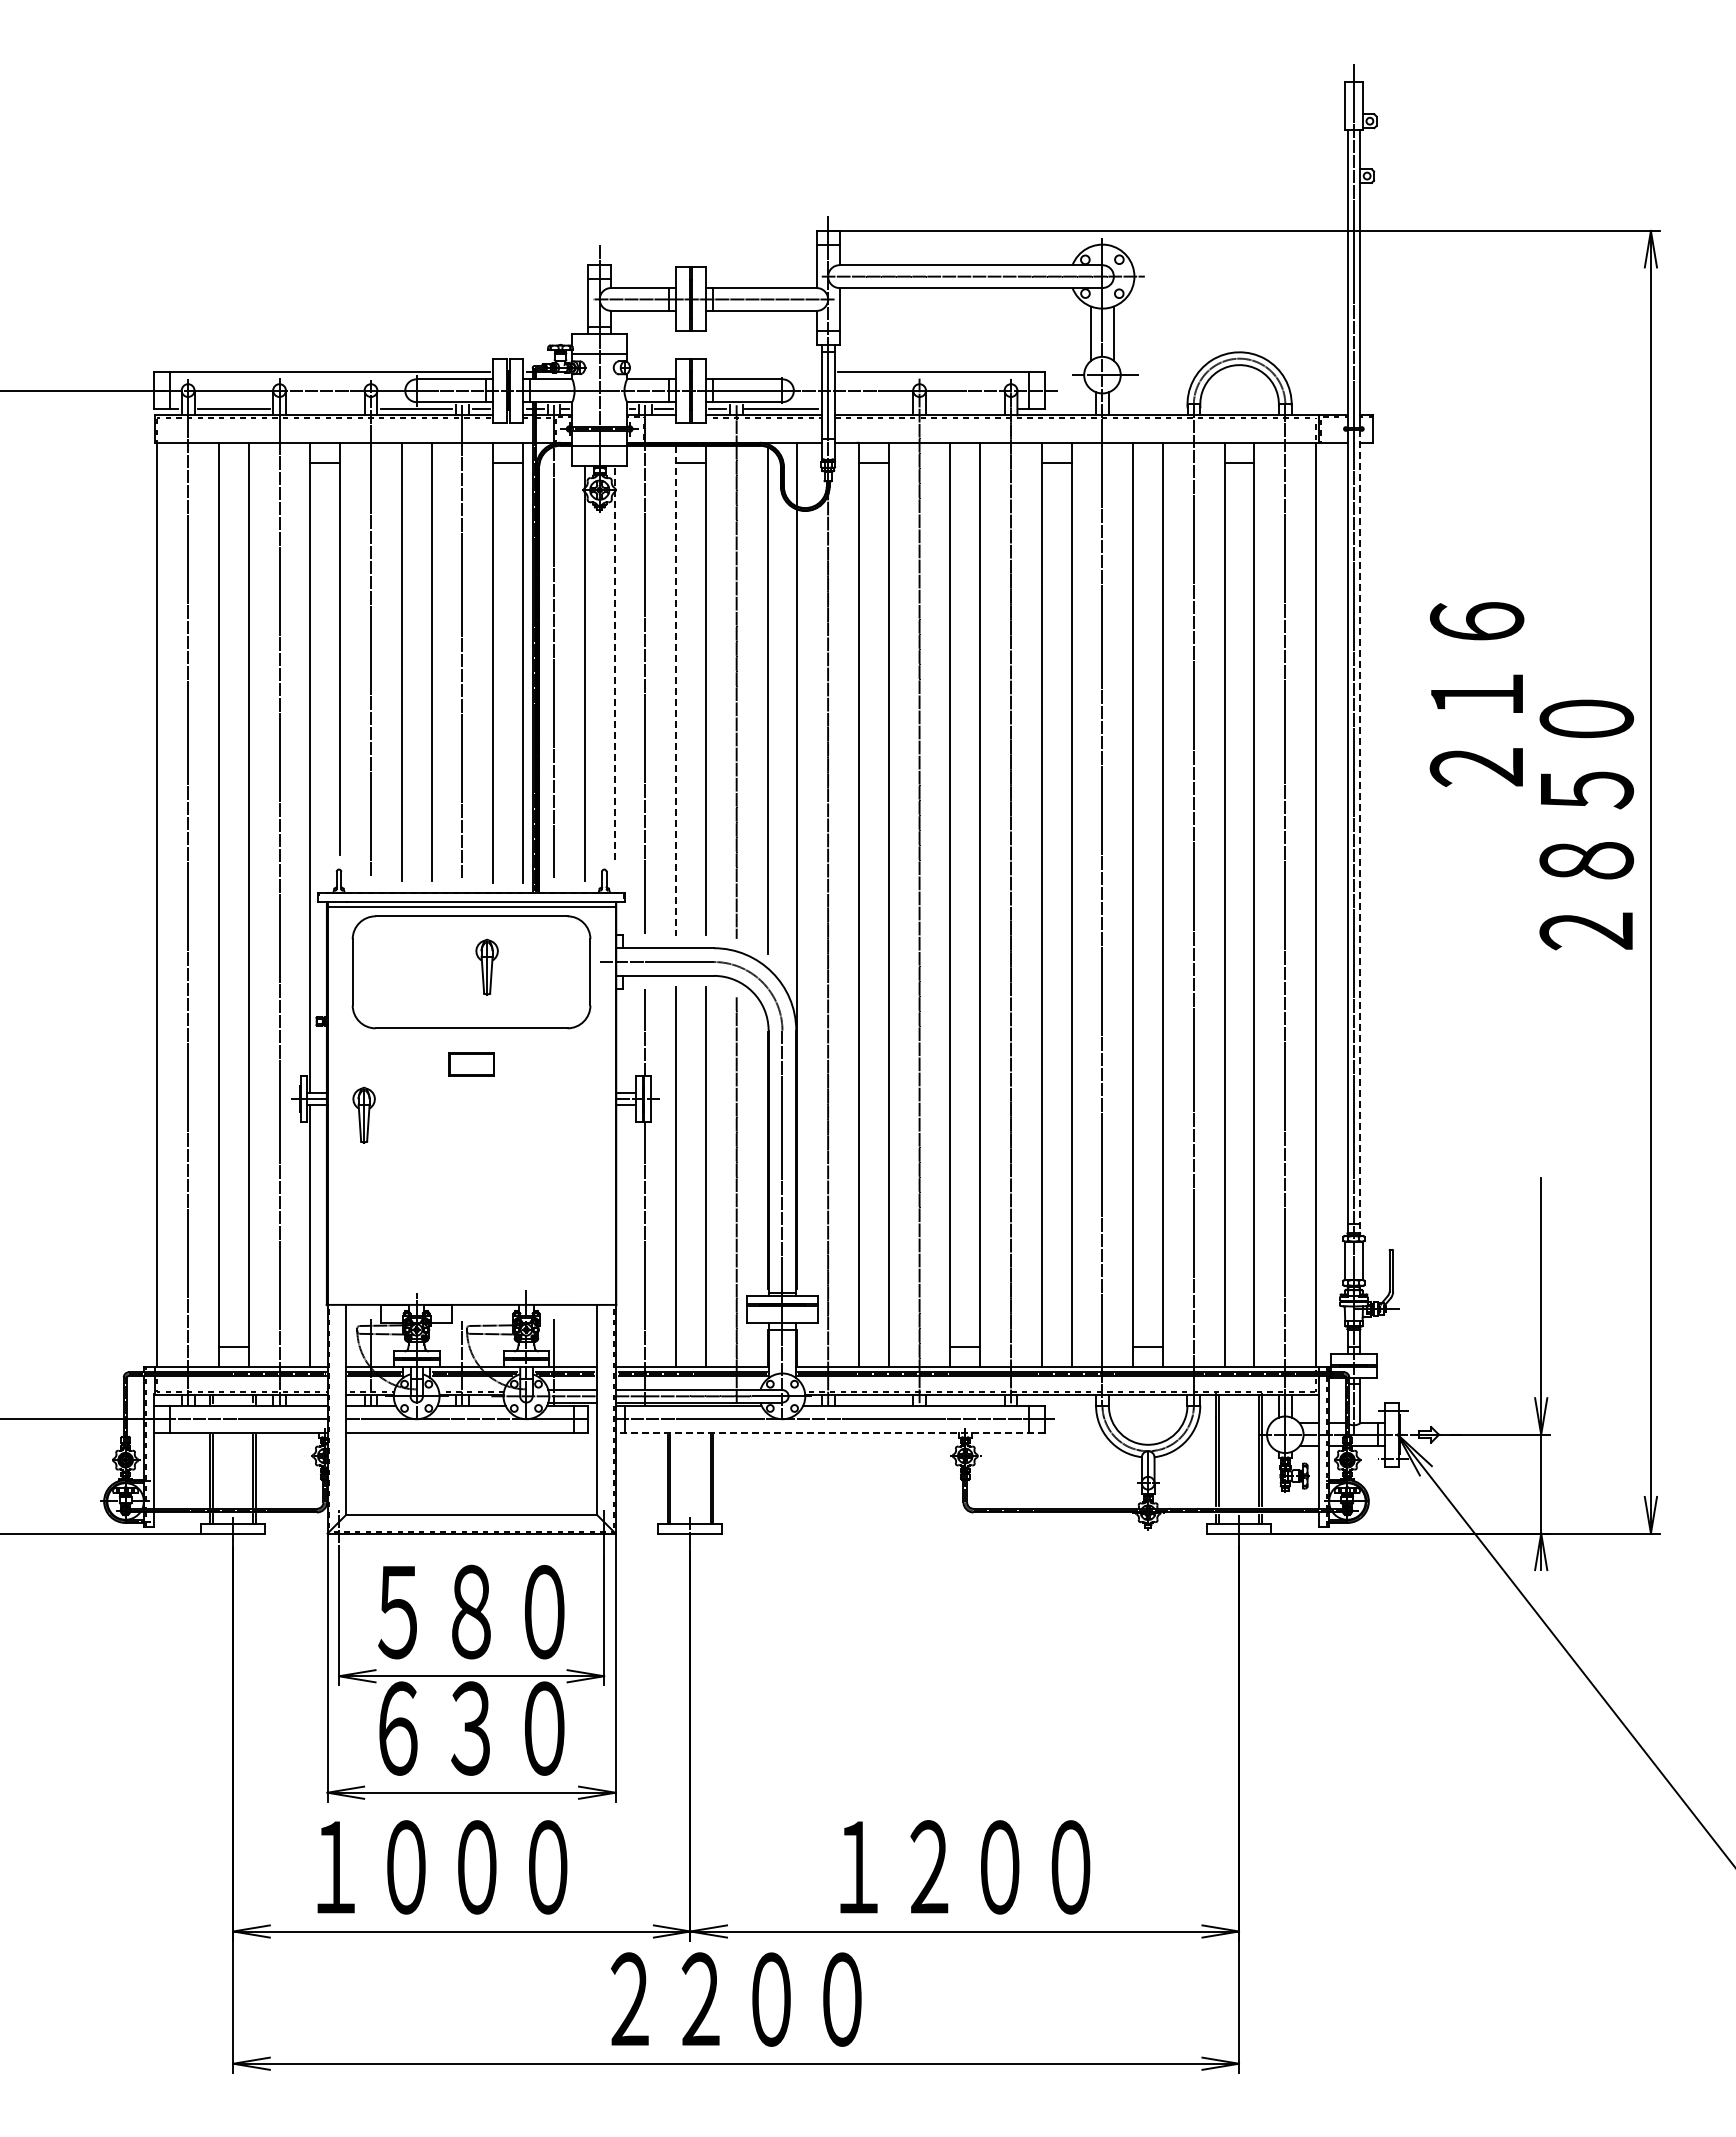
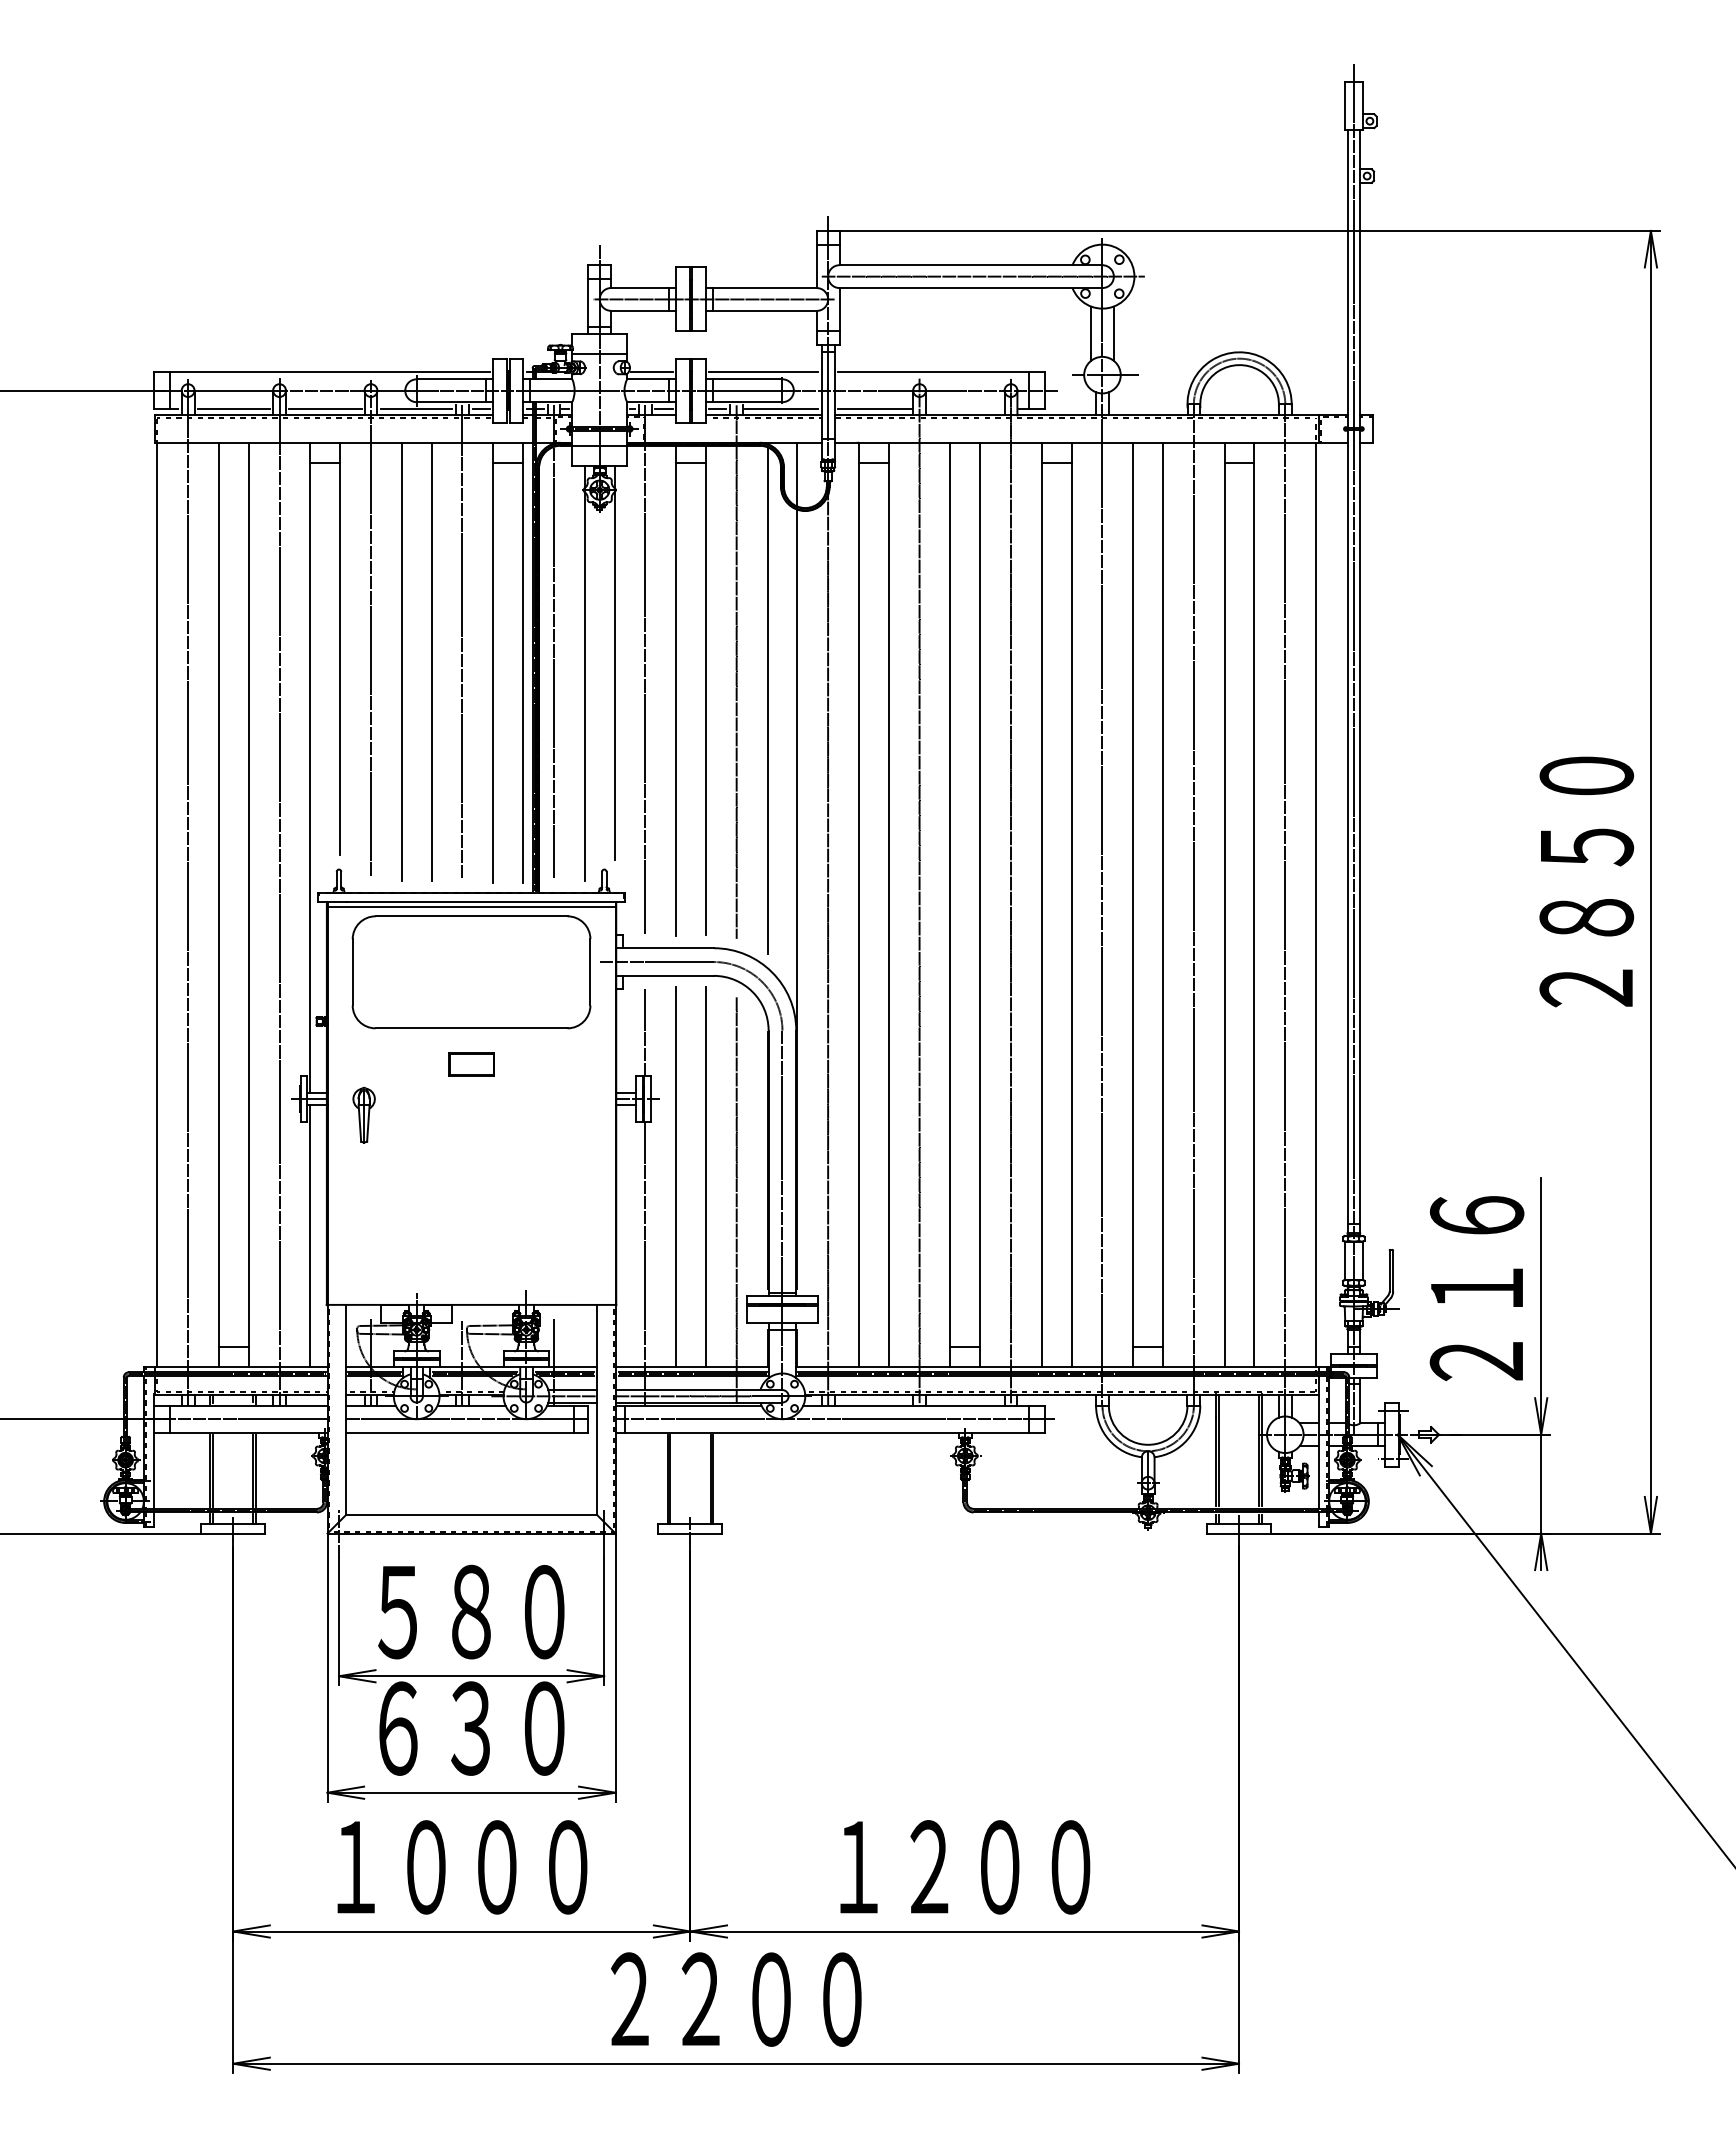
line: none -> present (651, 372)
line: none -> present (763, 372)
line: none -> present (325, 408)
line: none -> present (874, 408)
line: dashed -> solid (614, 662)
line: dashed -> solid (676, 691)
text position: (1476, 694) -> (1476, 1288) (1476, 1288)
text position: (1586, 824) -> (1586, 881) (1586, 881)
line: dashed -> solid (1360, 832)
part: present -> none (486, 966)
line: dashed -> solid (830, 1432)
text position: (442, 1867) -> (462, 1867) (462, 1867)
